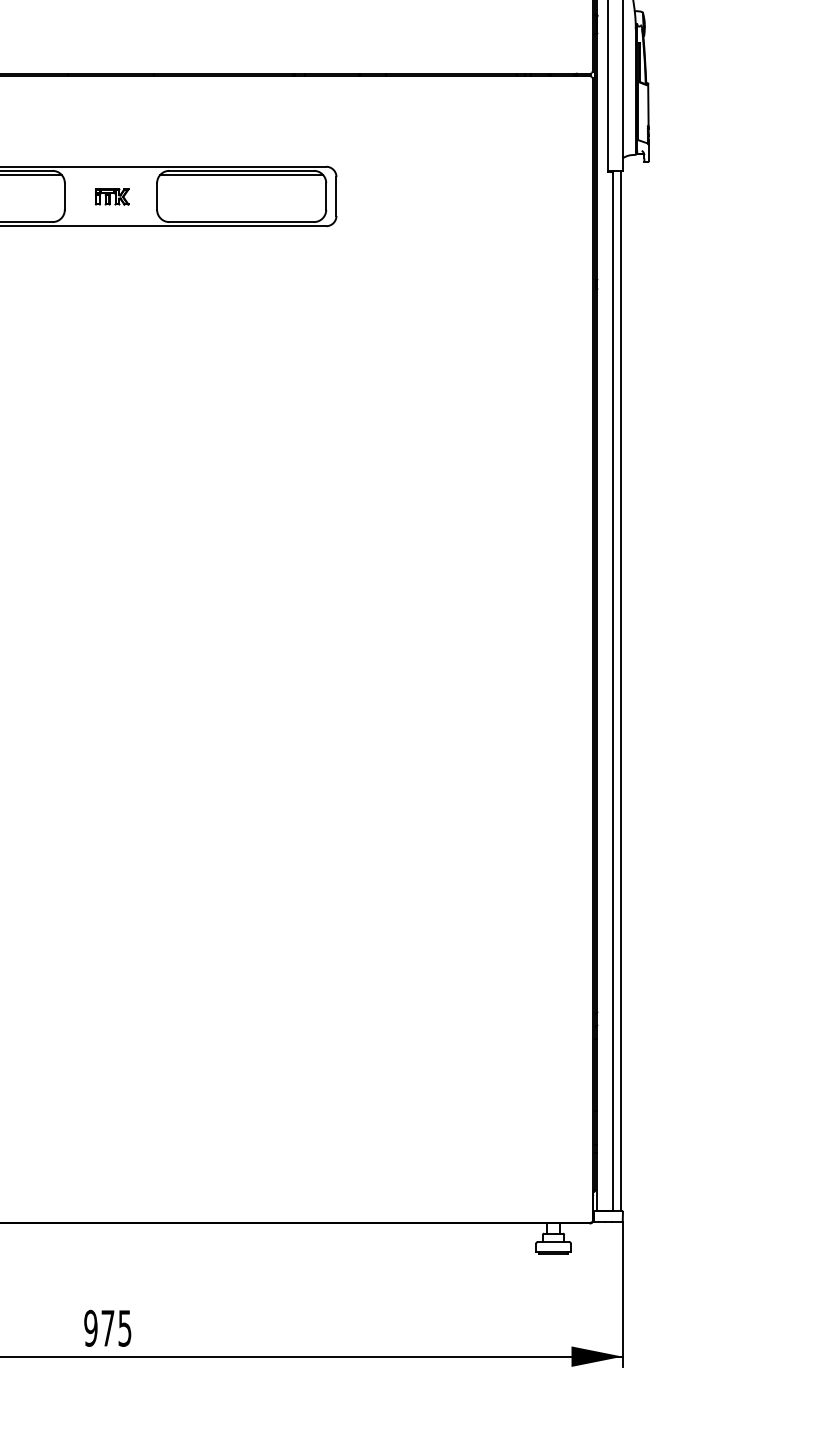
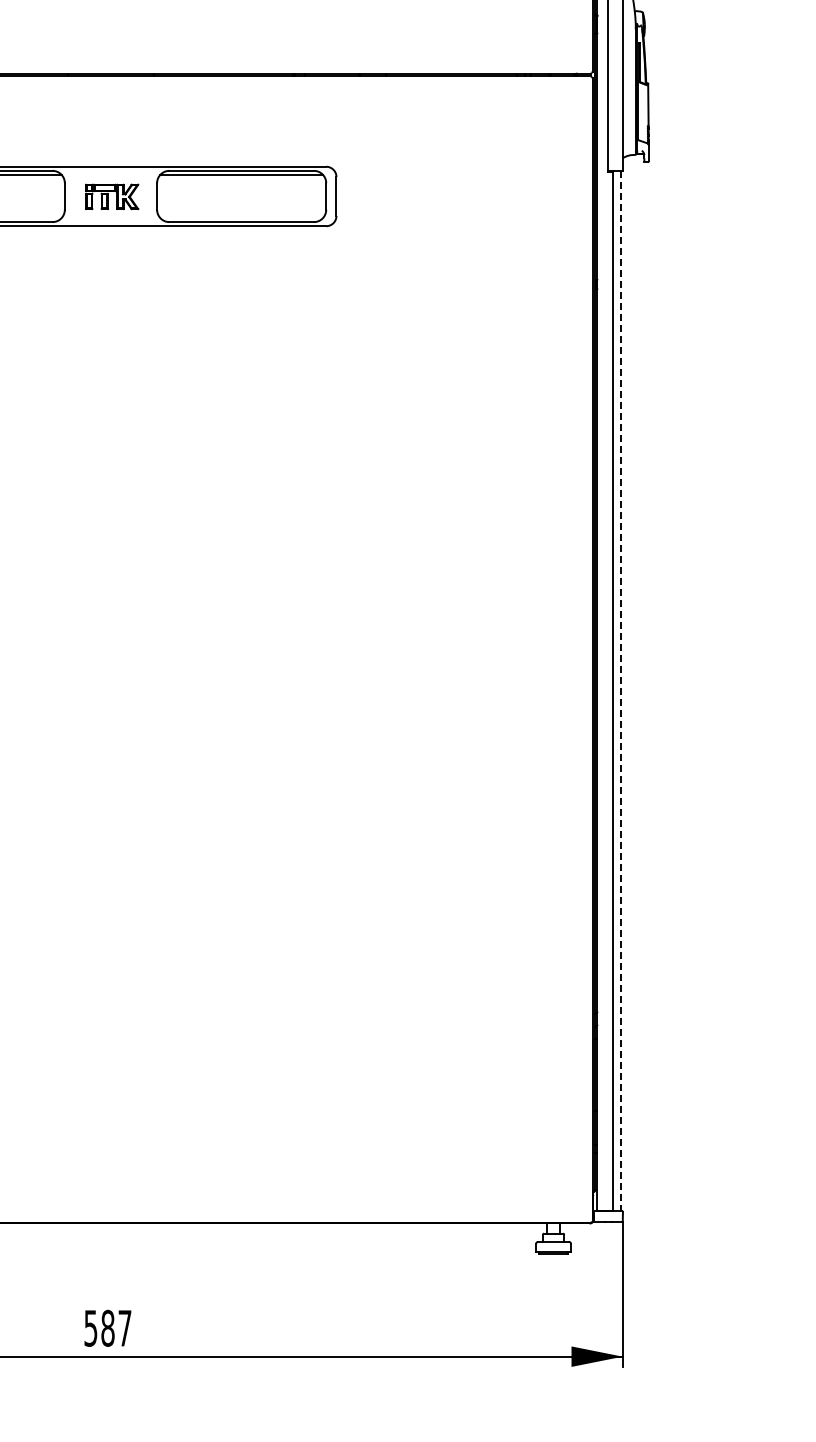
part size: 35x18 px -> 55x28 px (112, 196)
line: solid -> dashed (620, 691)
text: 975 -> 587 (107, 1327)
